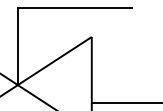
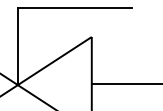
line position: (125, 103) -> (125, 84) (125, 84)
